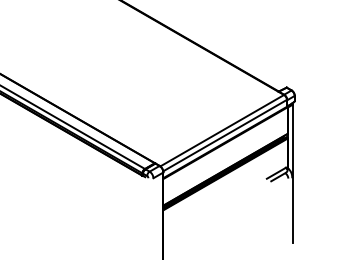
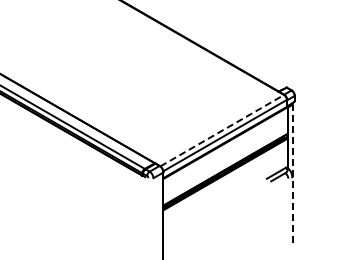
line: solid -> dashed (222, 130)
line: solid -> dashed (292, 173)
